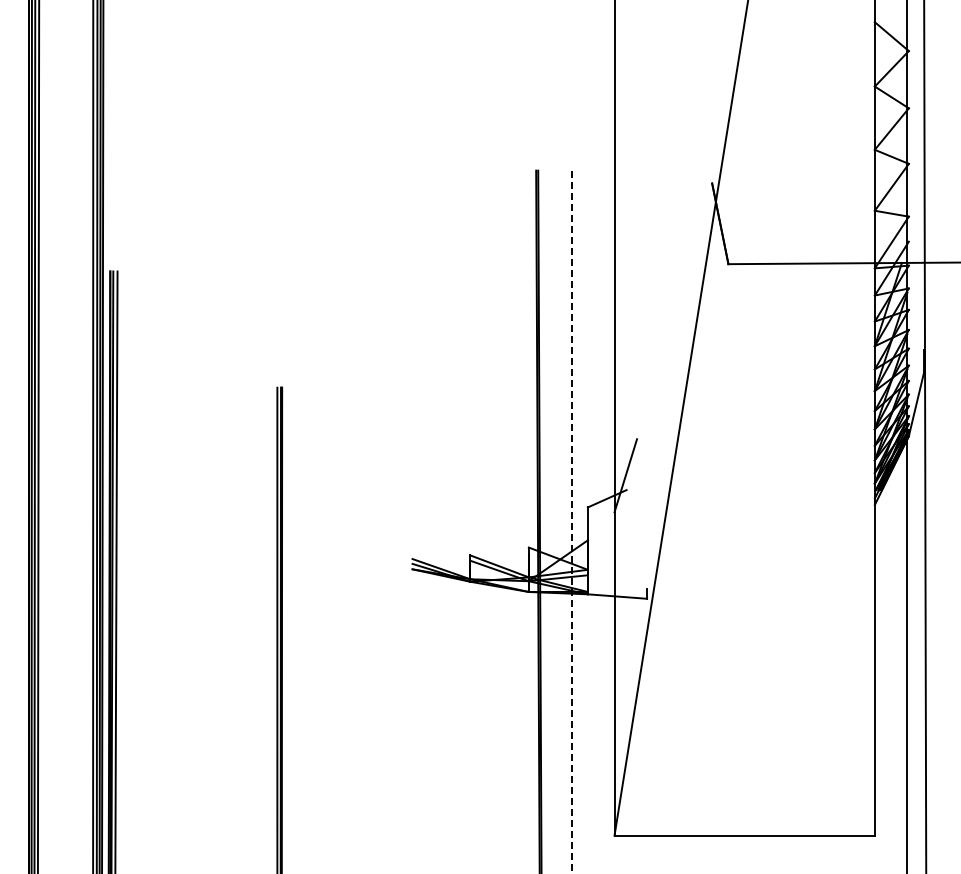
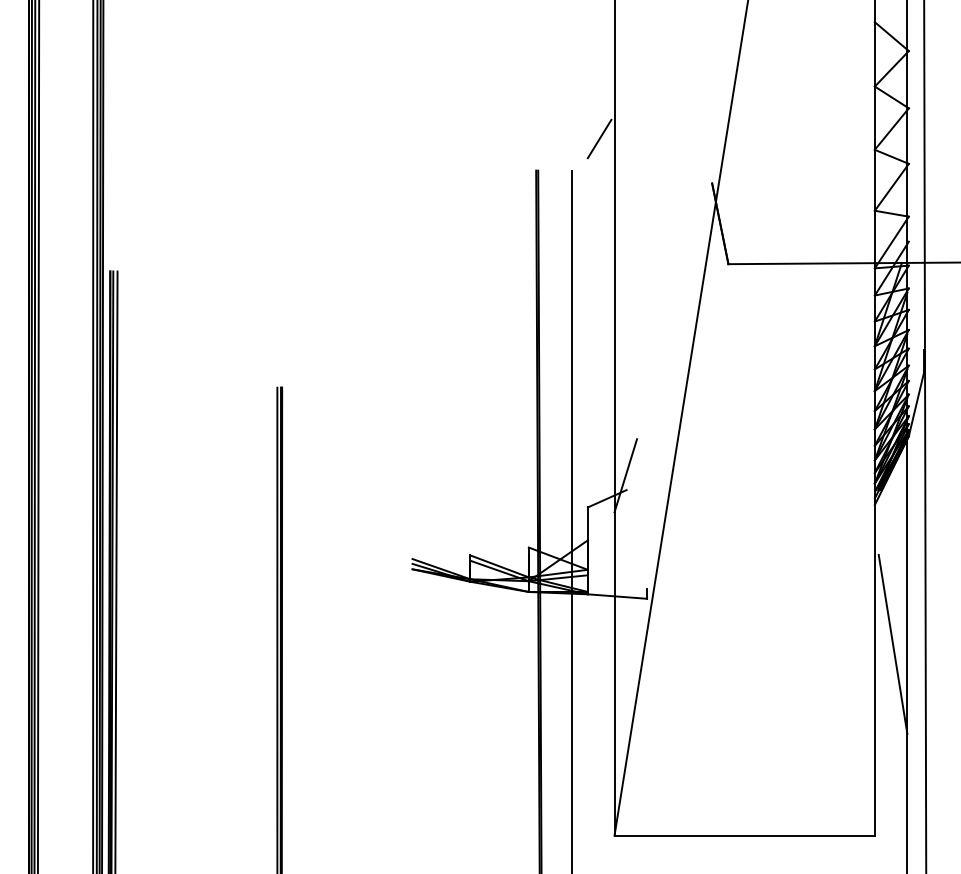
line: none -> present (599, 138)
line: dashed -> solid (572, 522)
line: none -> present (892, 644)
